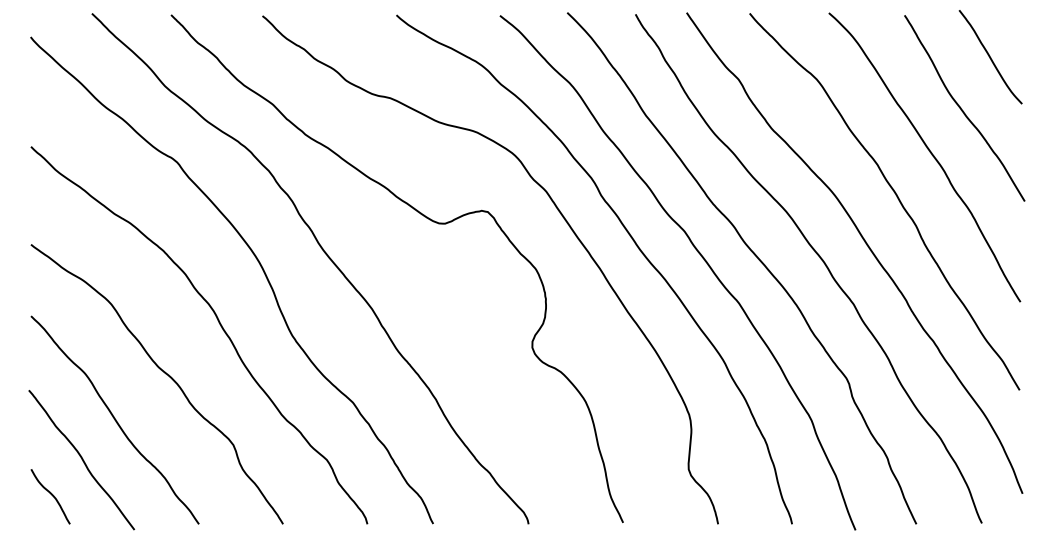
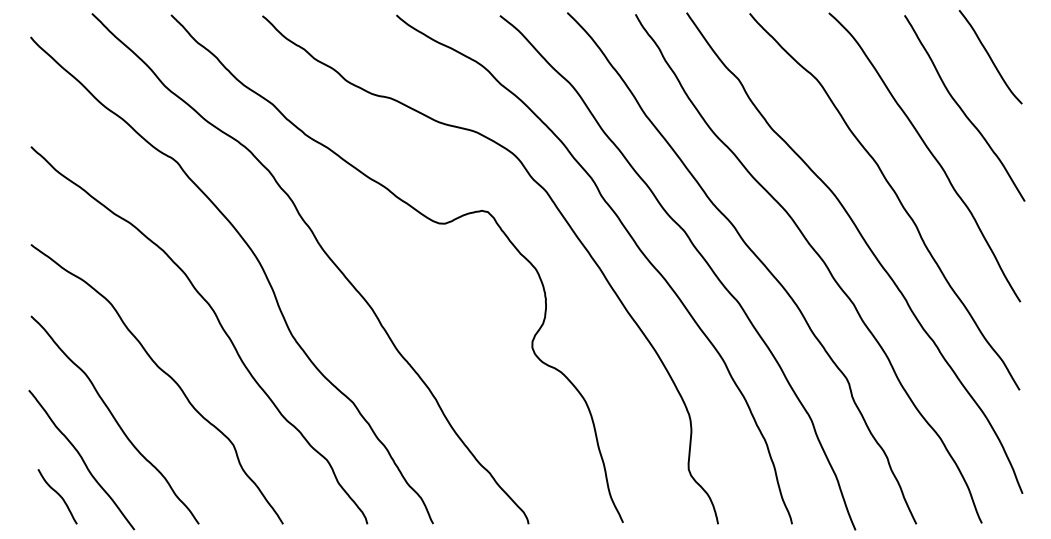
curve position: (51, 495) -> (58, 495) (58, 495)
